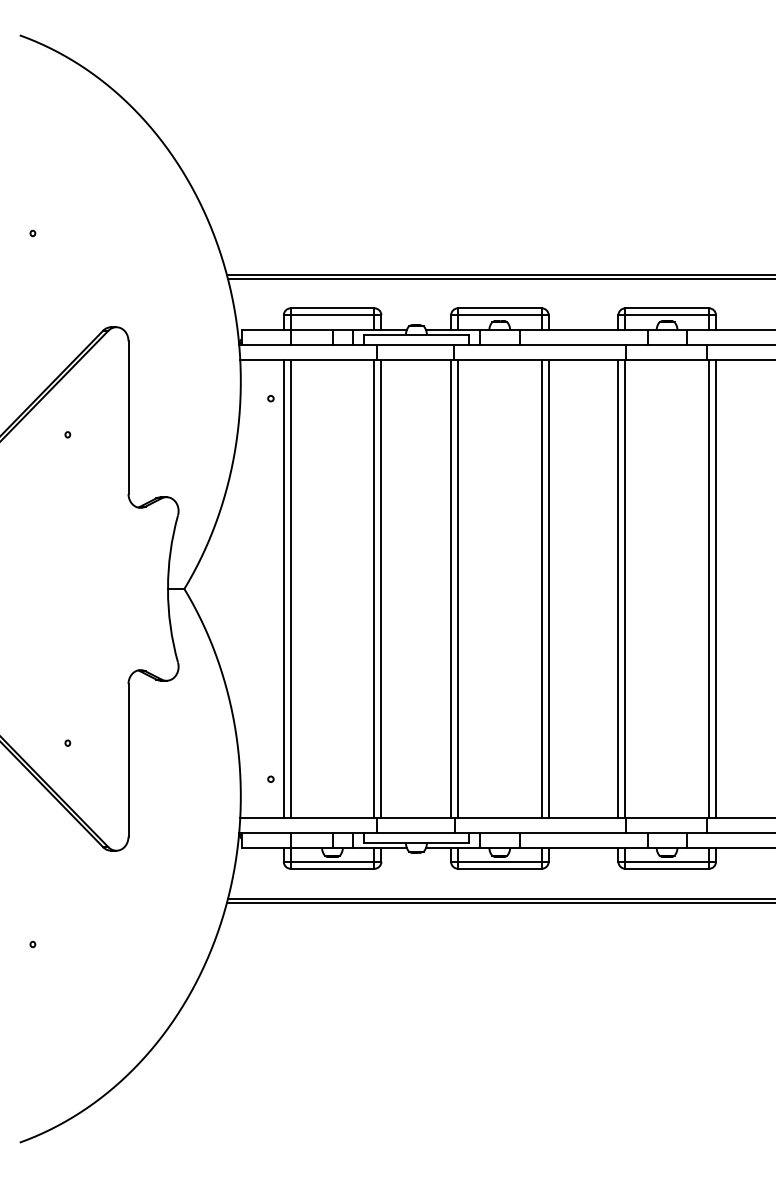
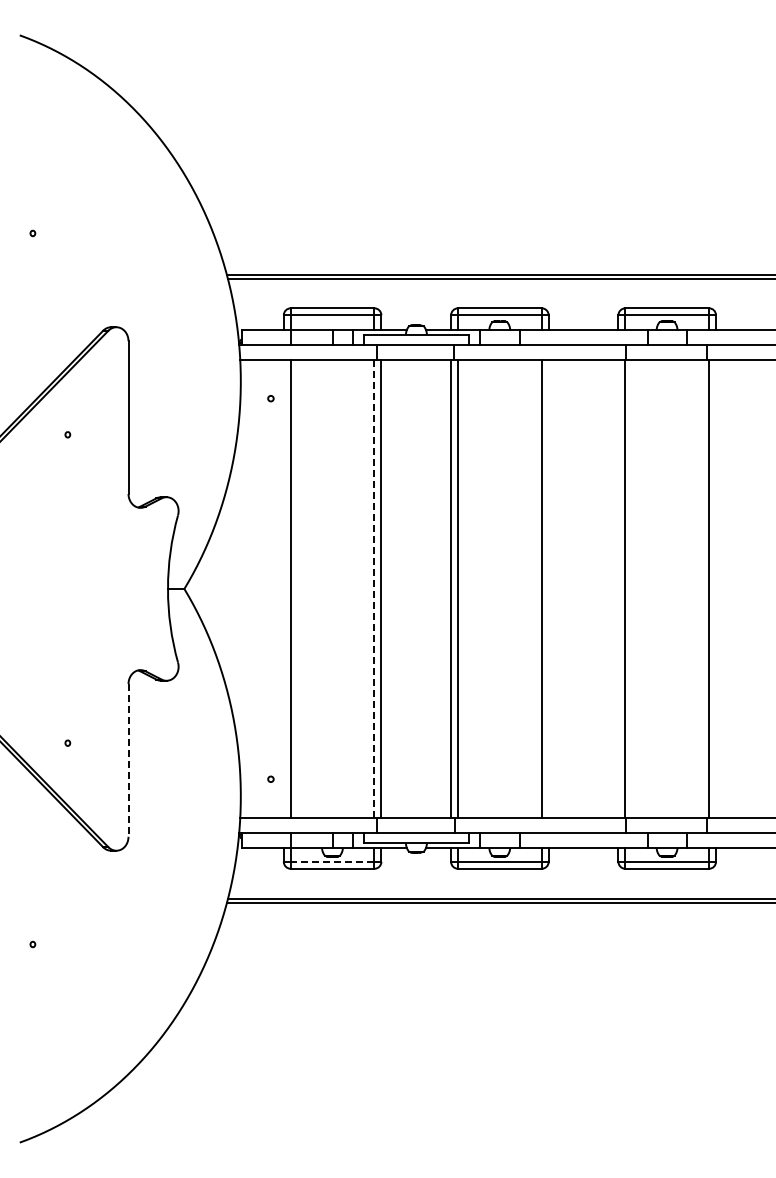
line: present -> none (283, 588)
line: present -> none (548, 588)
line: present -> none (618, 588)
line: present -> none (716, 588)
line: solid -> dashed (374, 589)
line: solid -> dashed (128, 760)
line: solid -> dashed (332, 861)
